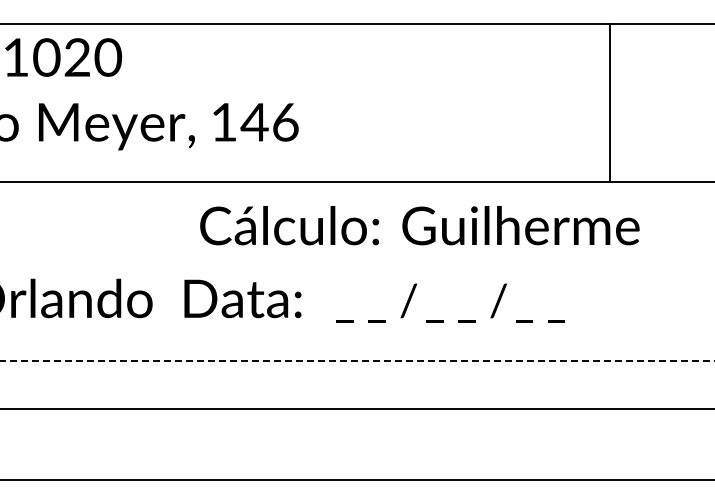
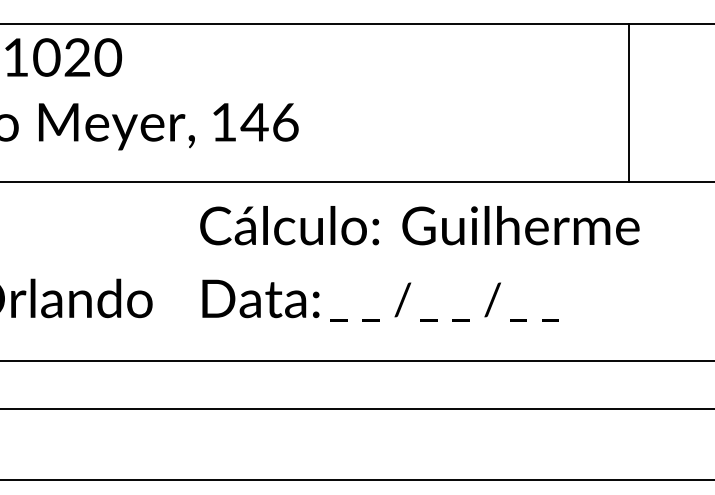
line position: (610, 102) -> (629, 102) (629, 102)
text position: (242, 298) -> (260, 298) (260, 298)
text position: (450, 302) -> (444, 301) (444, 301)
line: dashed -> solid (356, 360)
